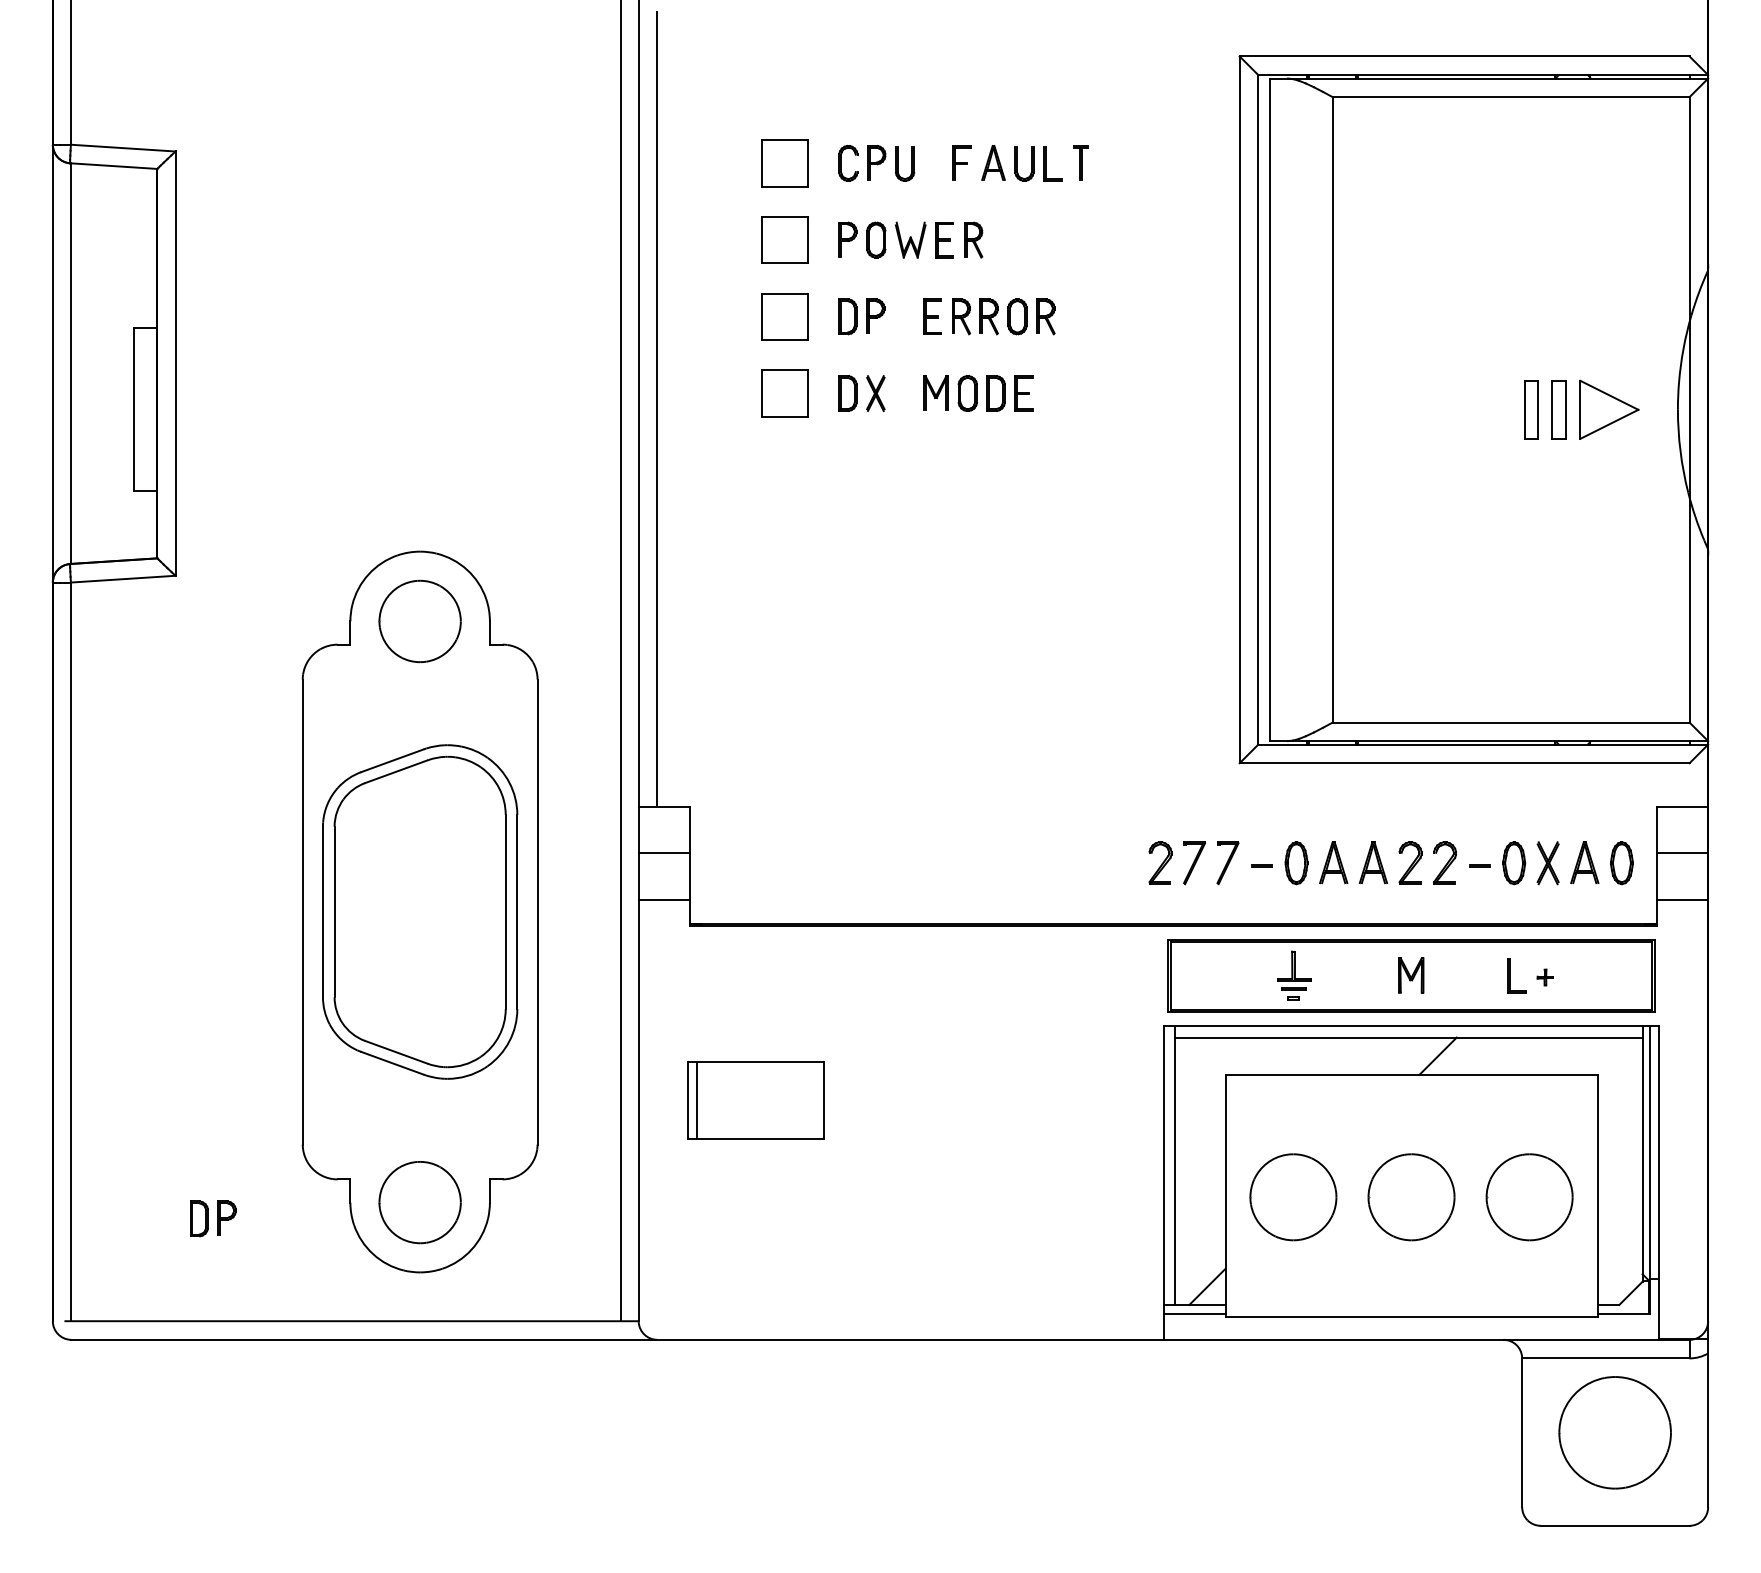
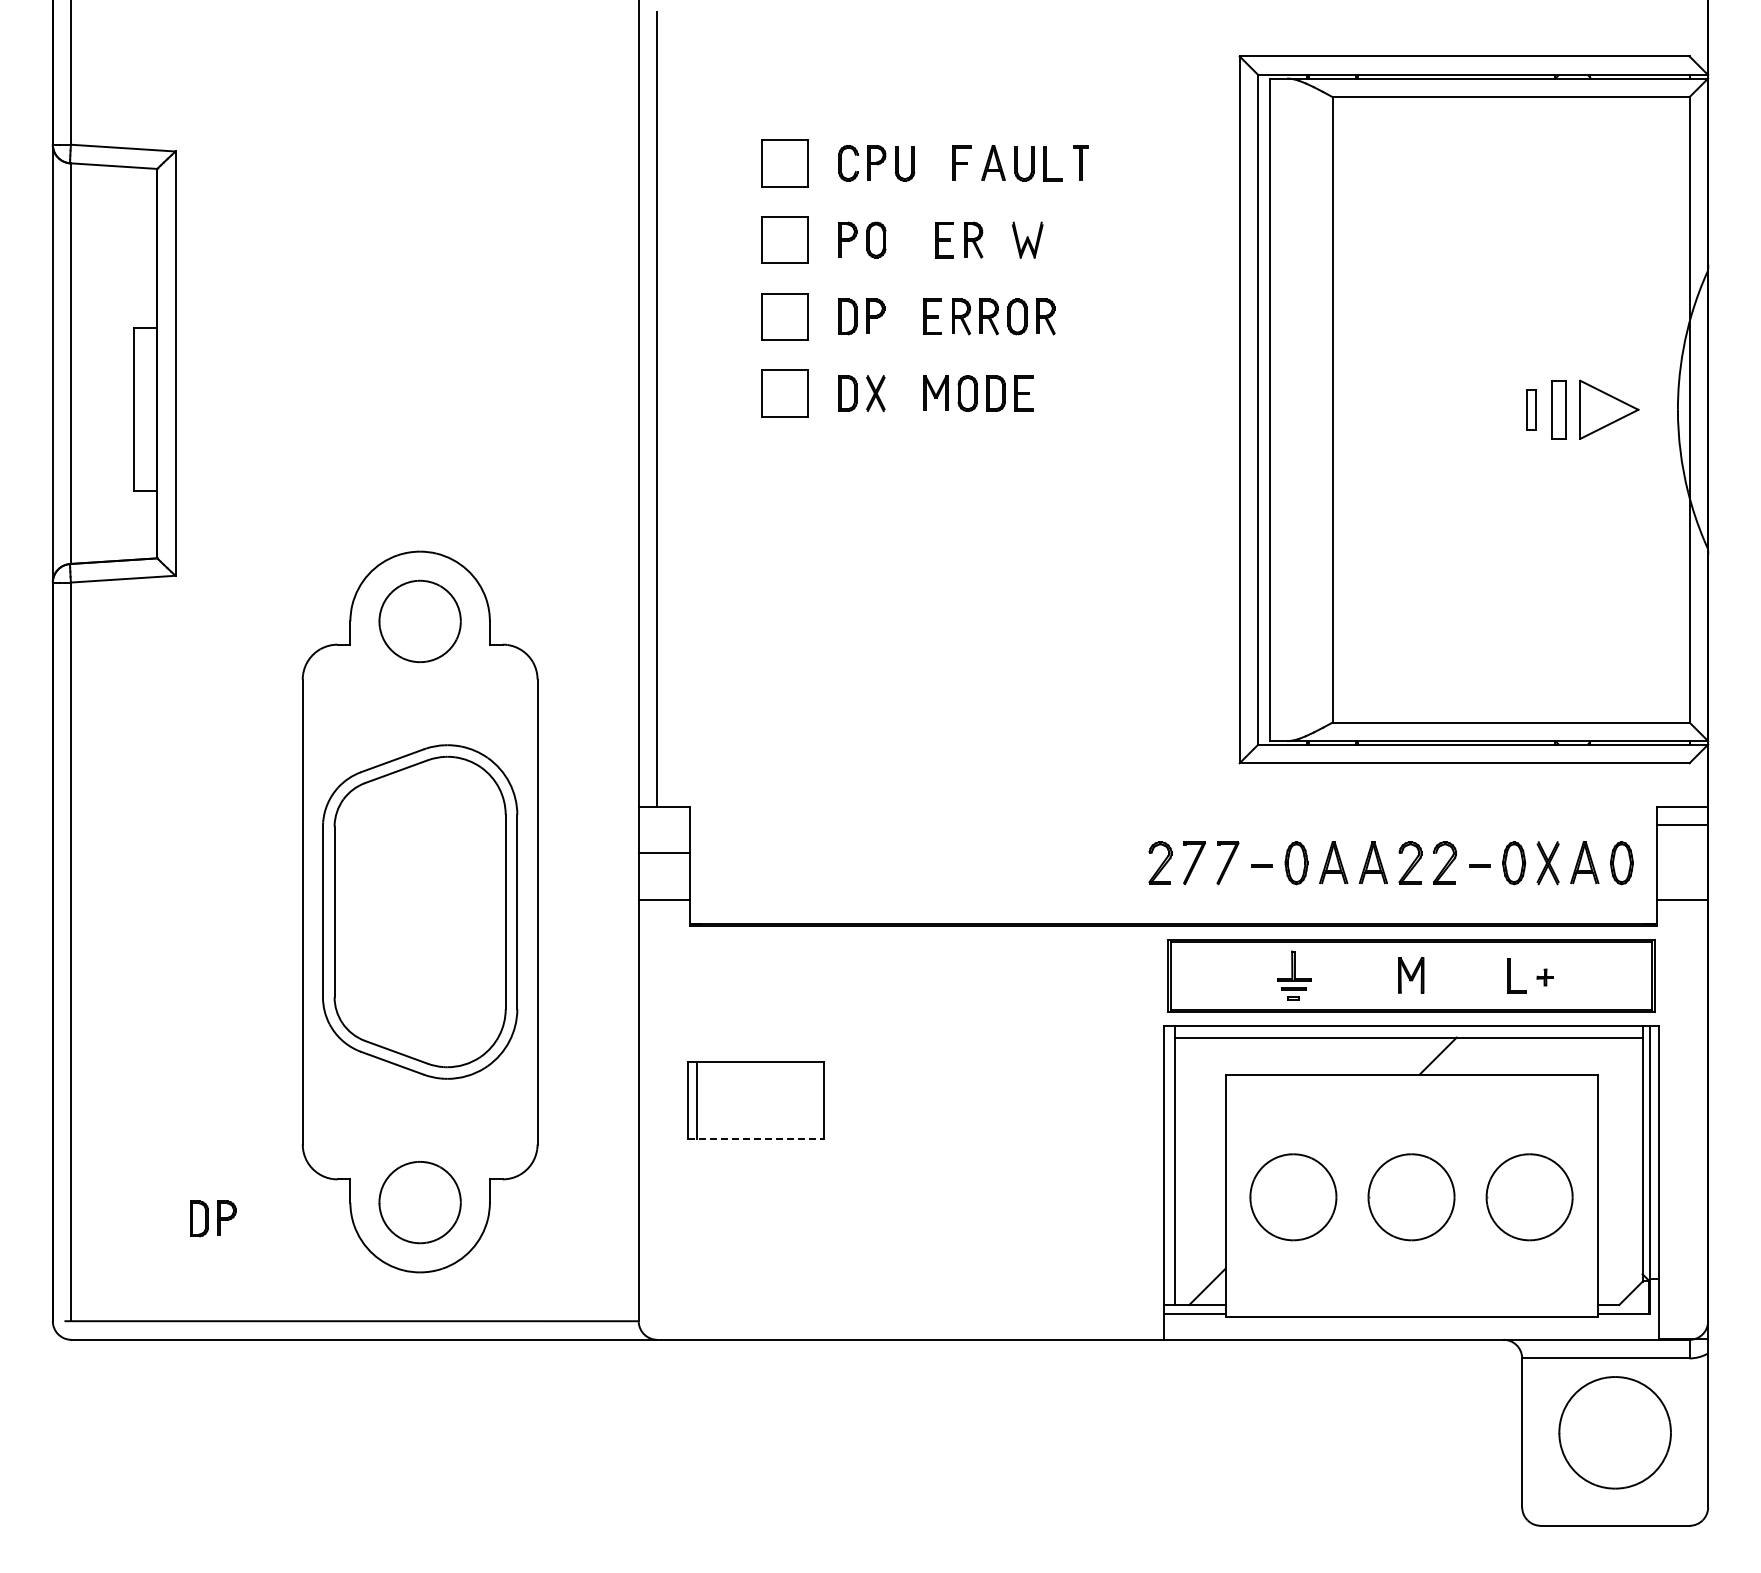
part position: (910, 239) -> (1027, 239) (1027, 239)
part size: 15x60 px -> 11x42 px (1531, 409)
line: present -> none (620, 661)
line position: (1682, 853) -> (1682, 825) (1682, 825)
line: solid -> dashed (756, 1139)
